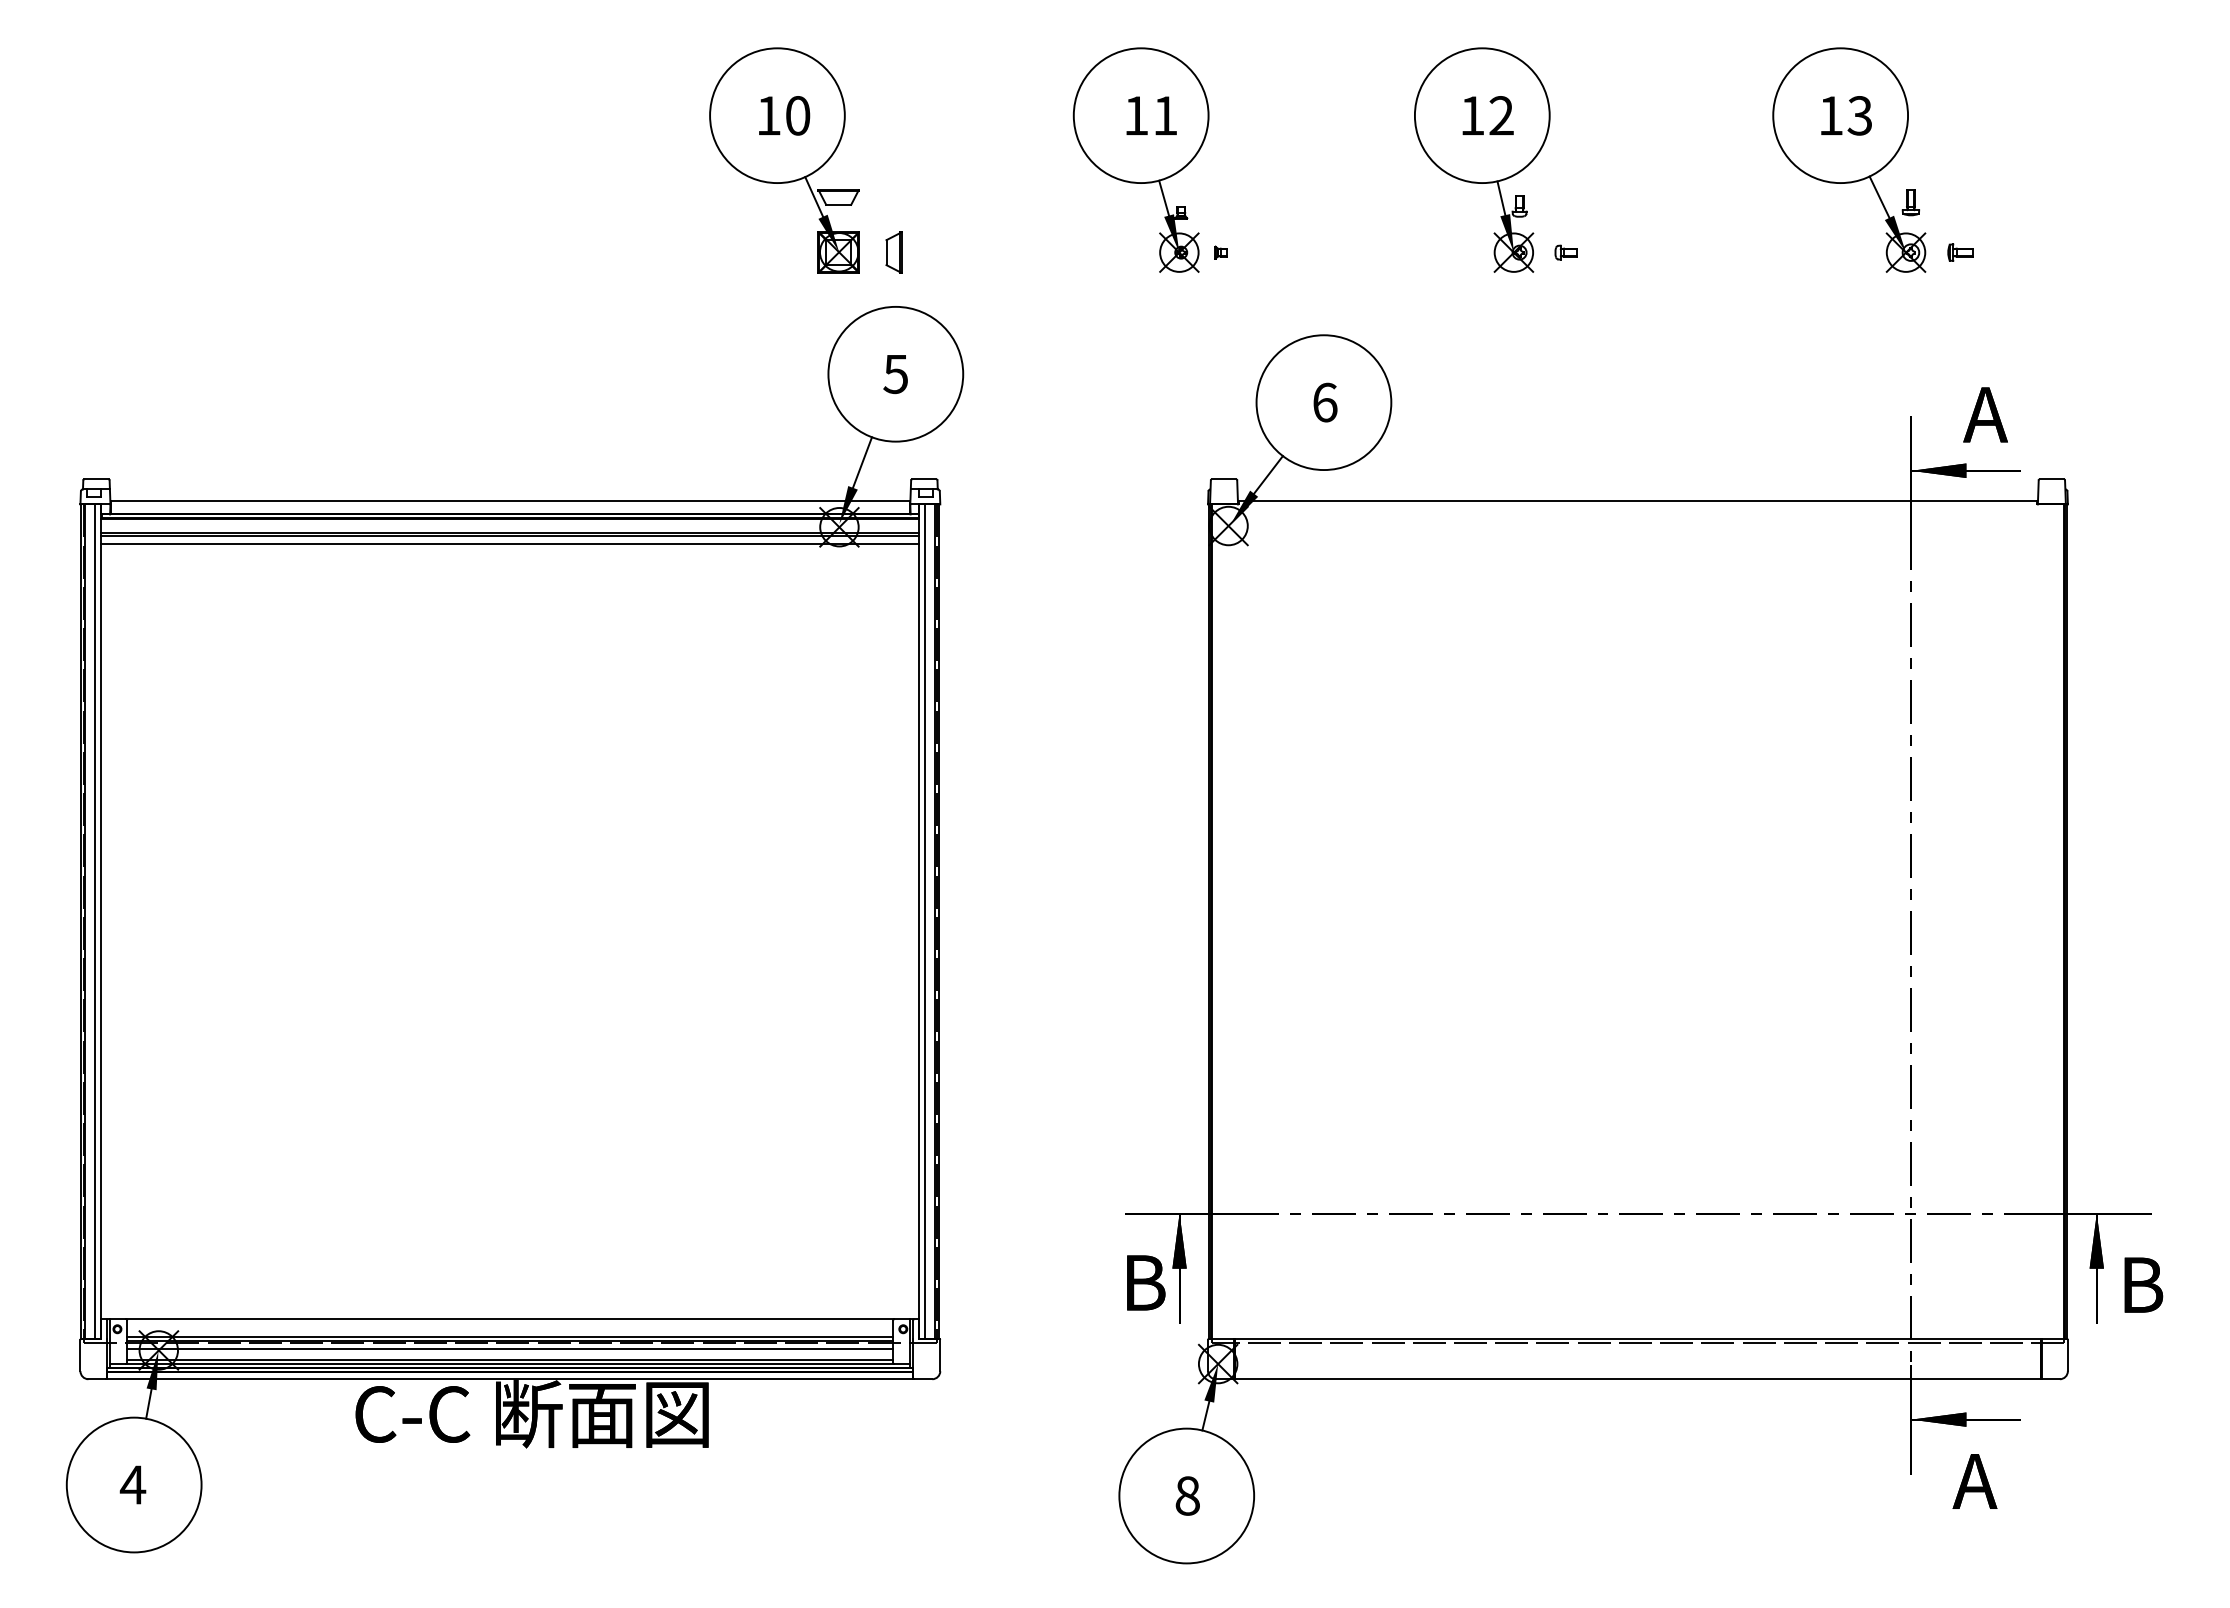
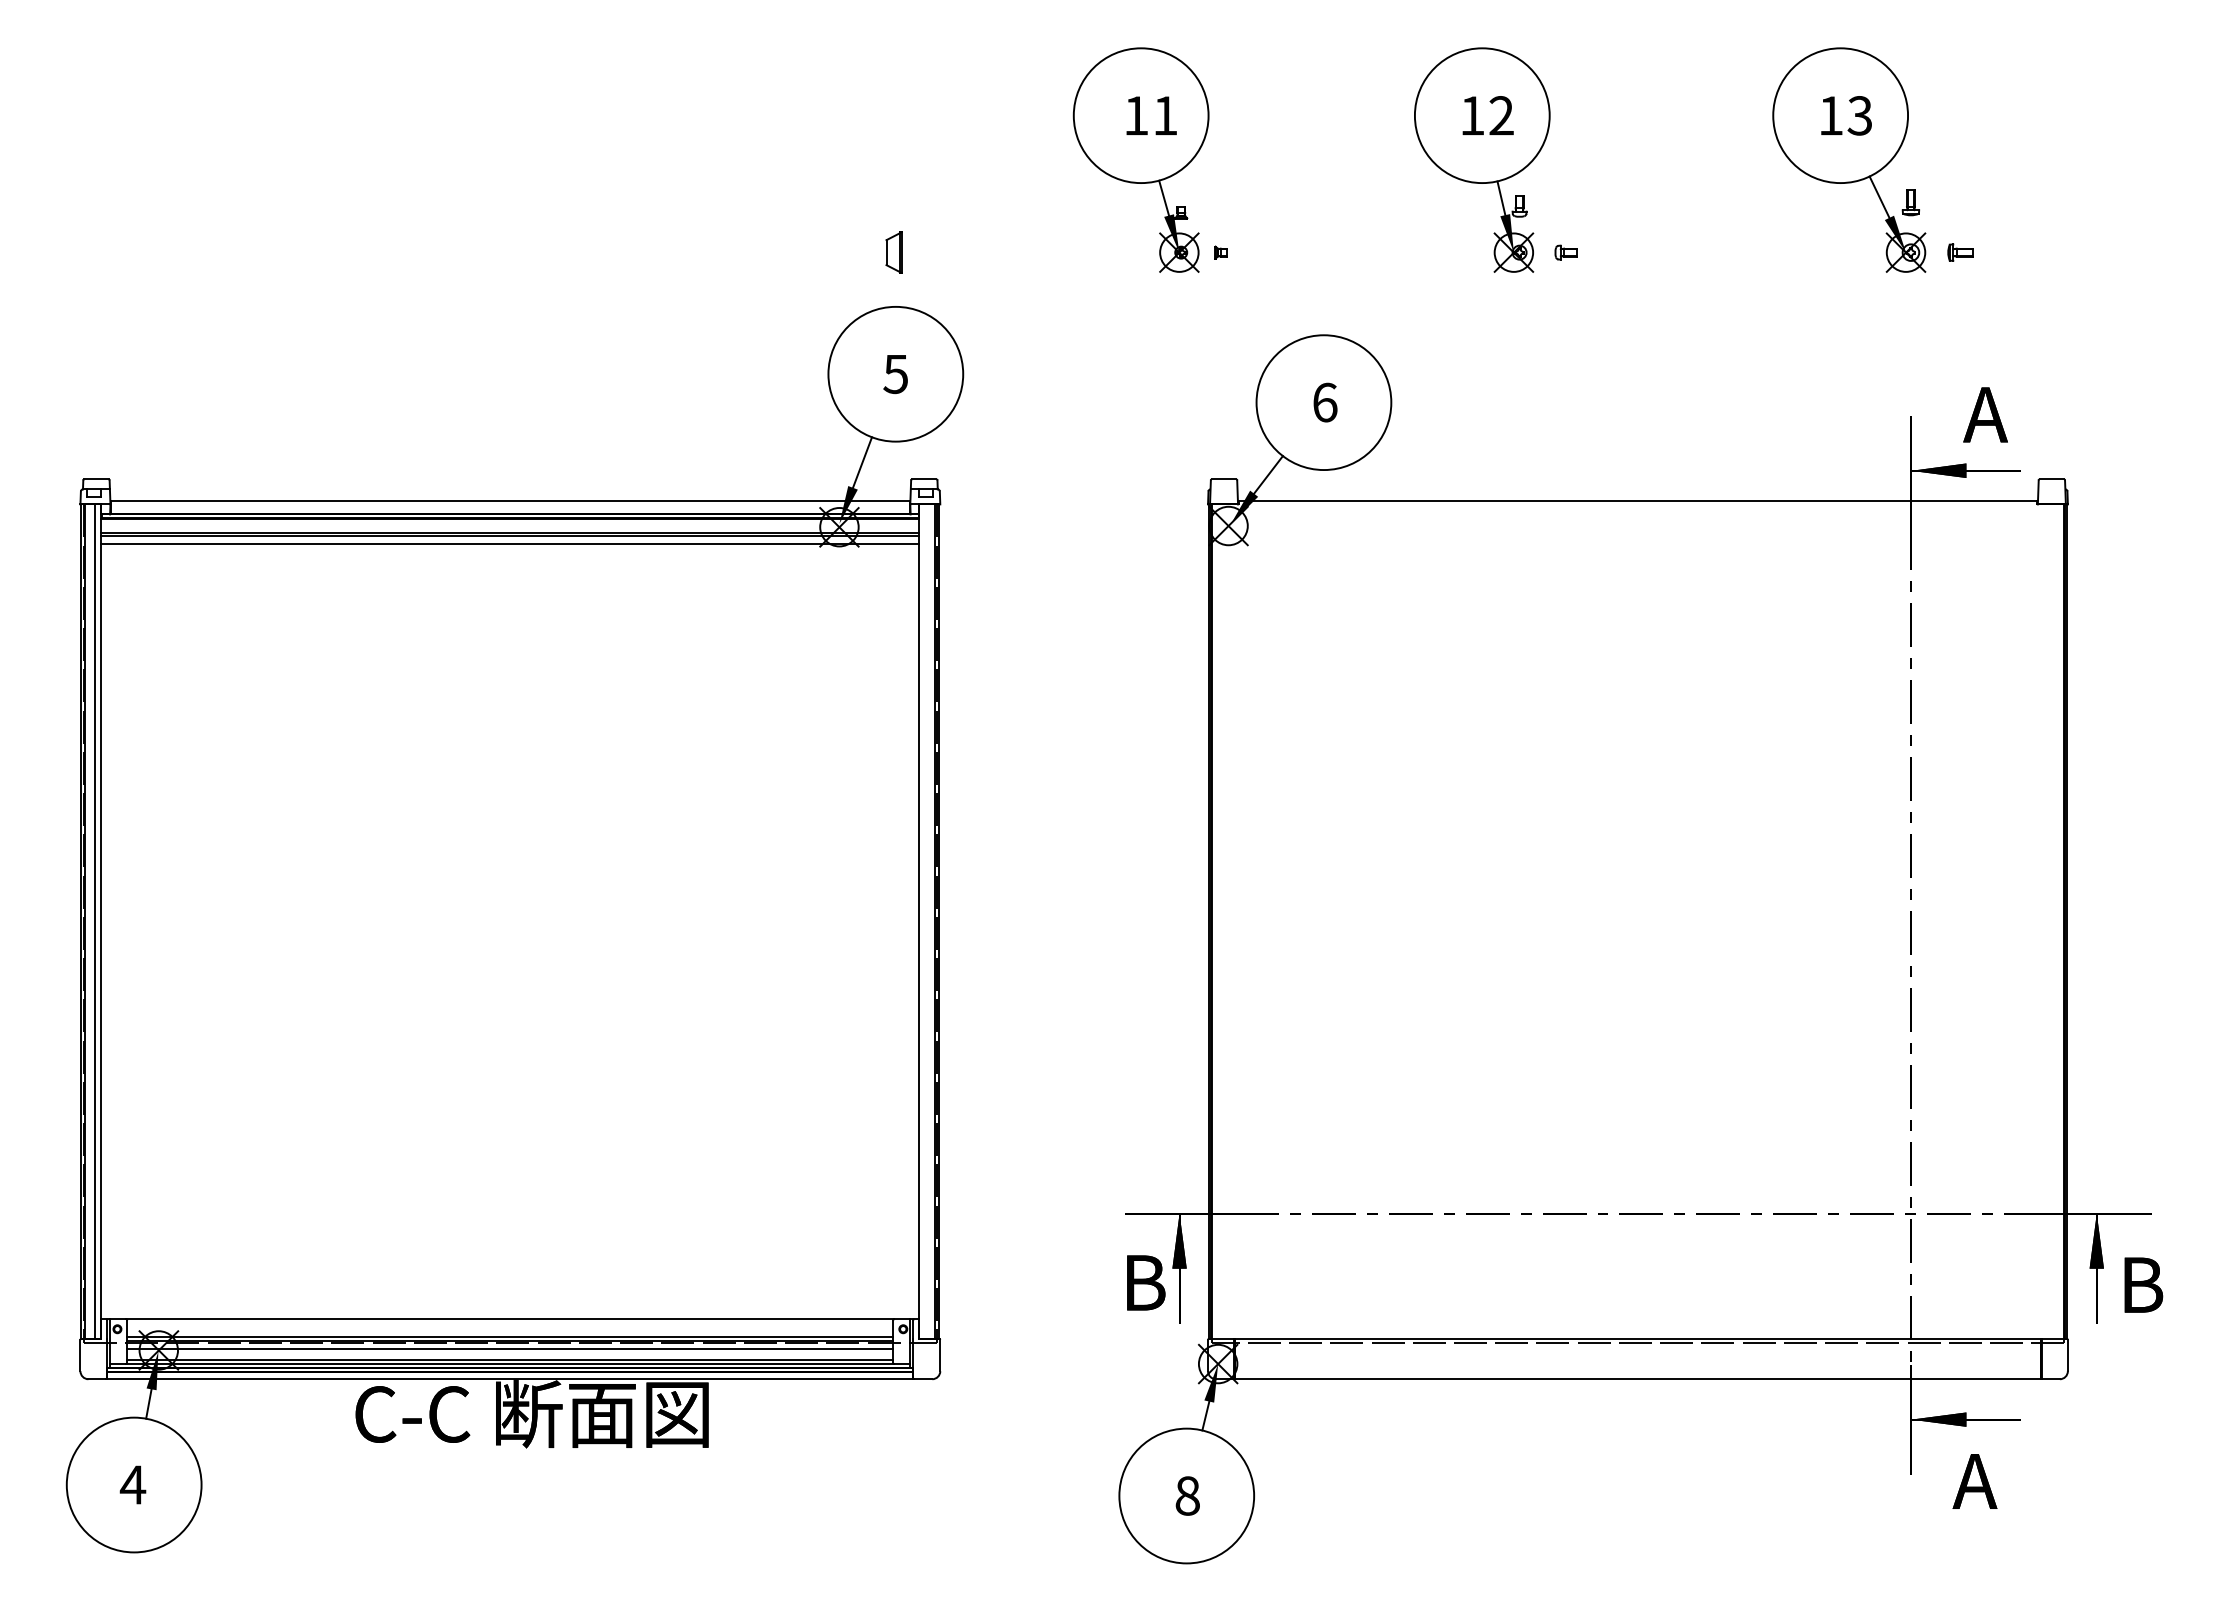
part: present -> none (784, 160)
line: present -> none (925, 921)
